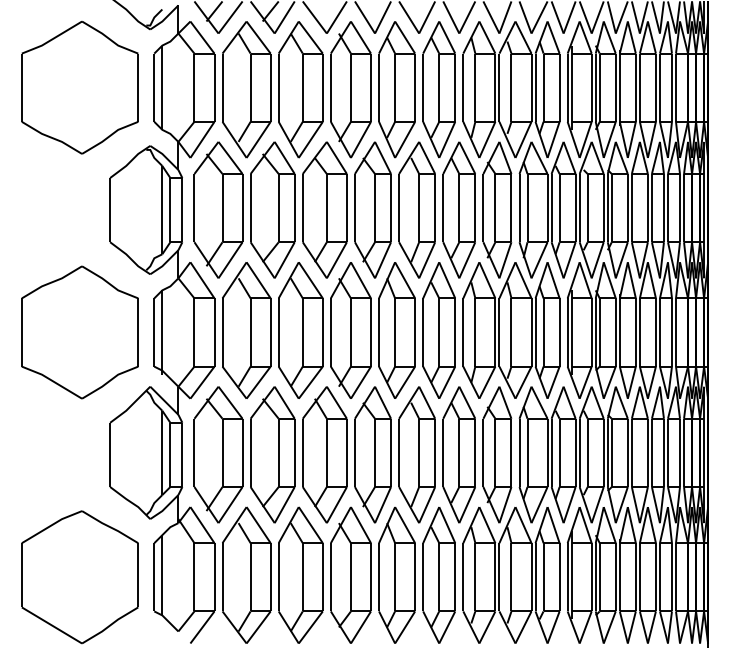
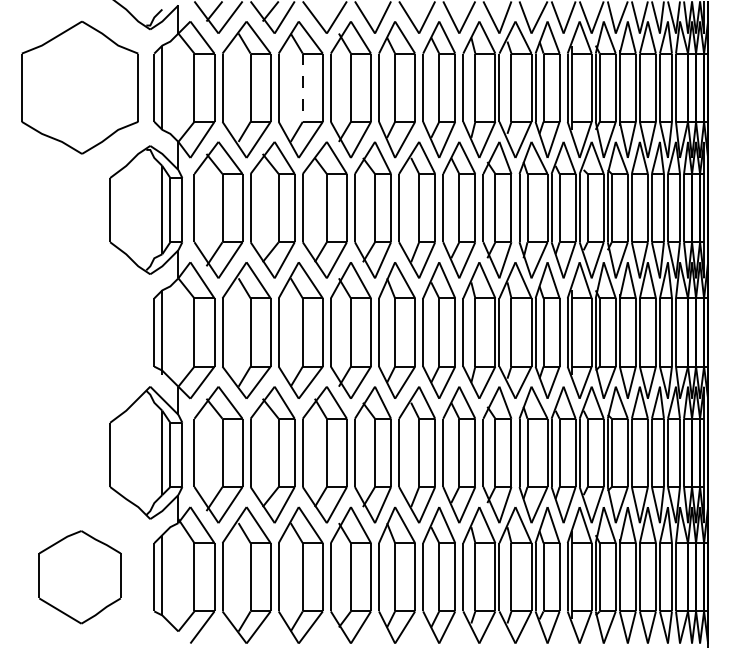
line: solid -> dashed (302, 88)
part: present -> none (79, 332)
part size: 118x135 px -> 84x95 px (79, 577)
